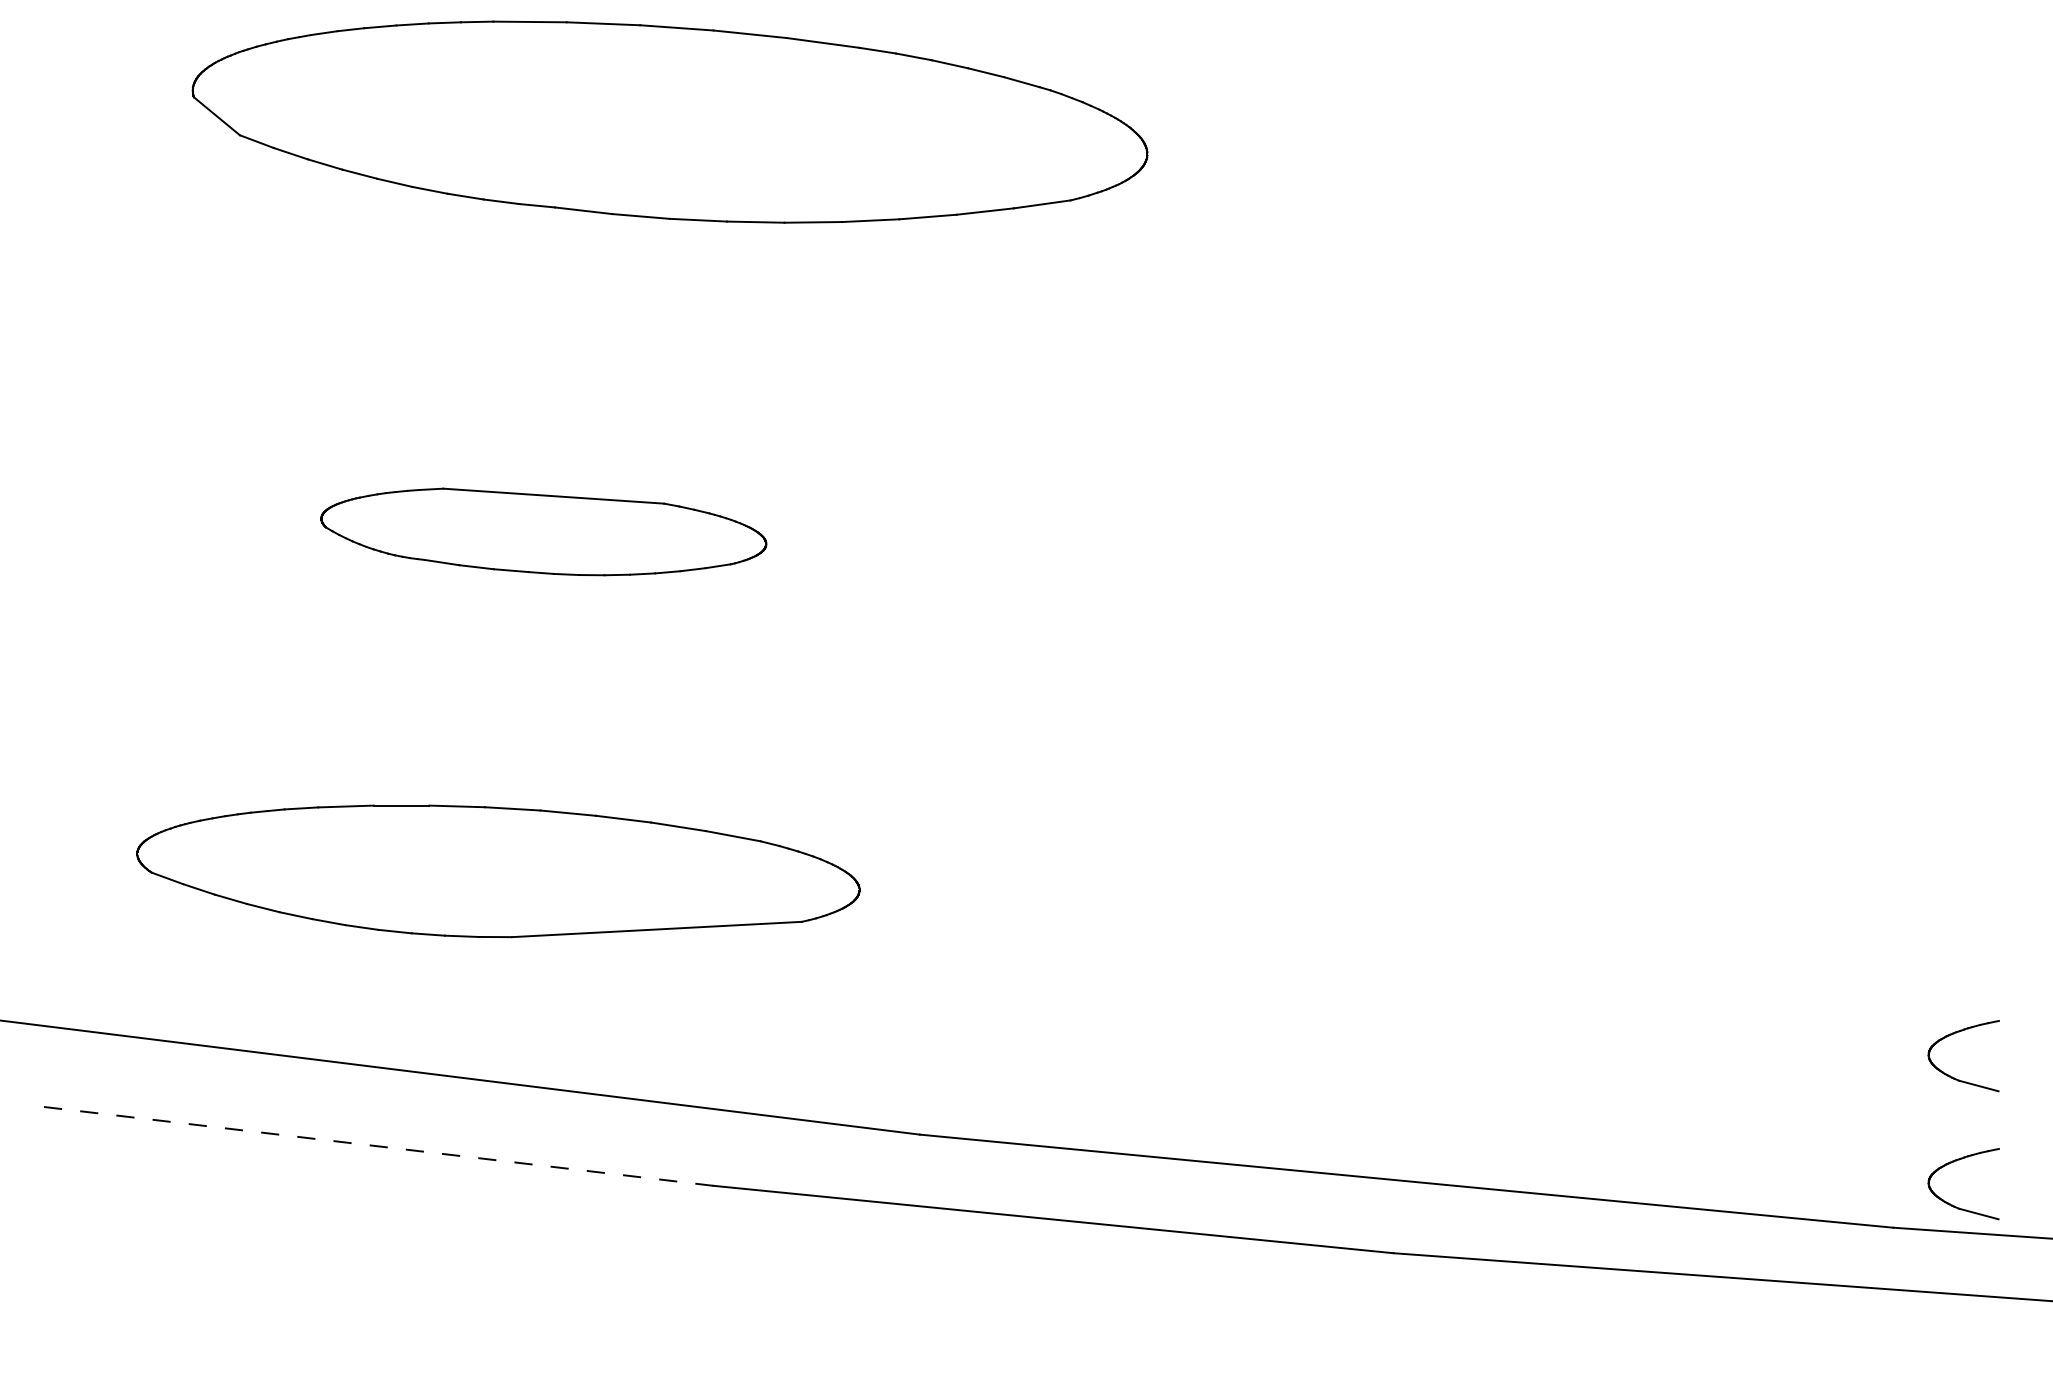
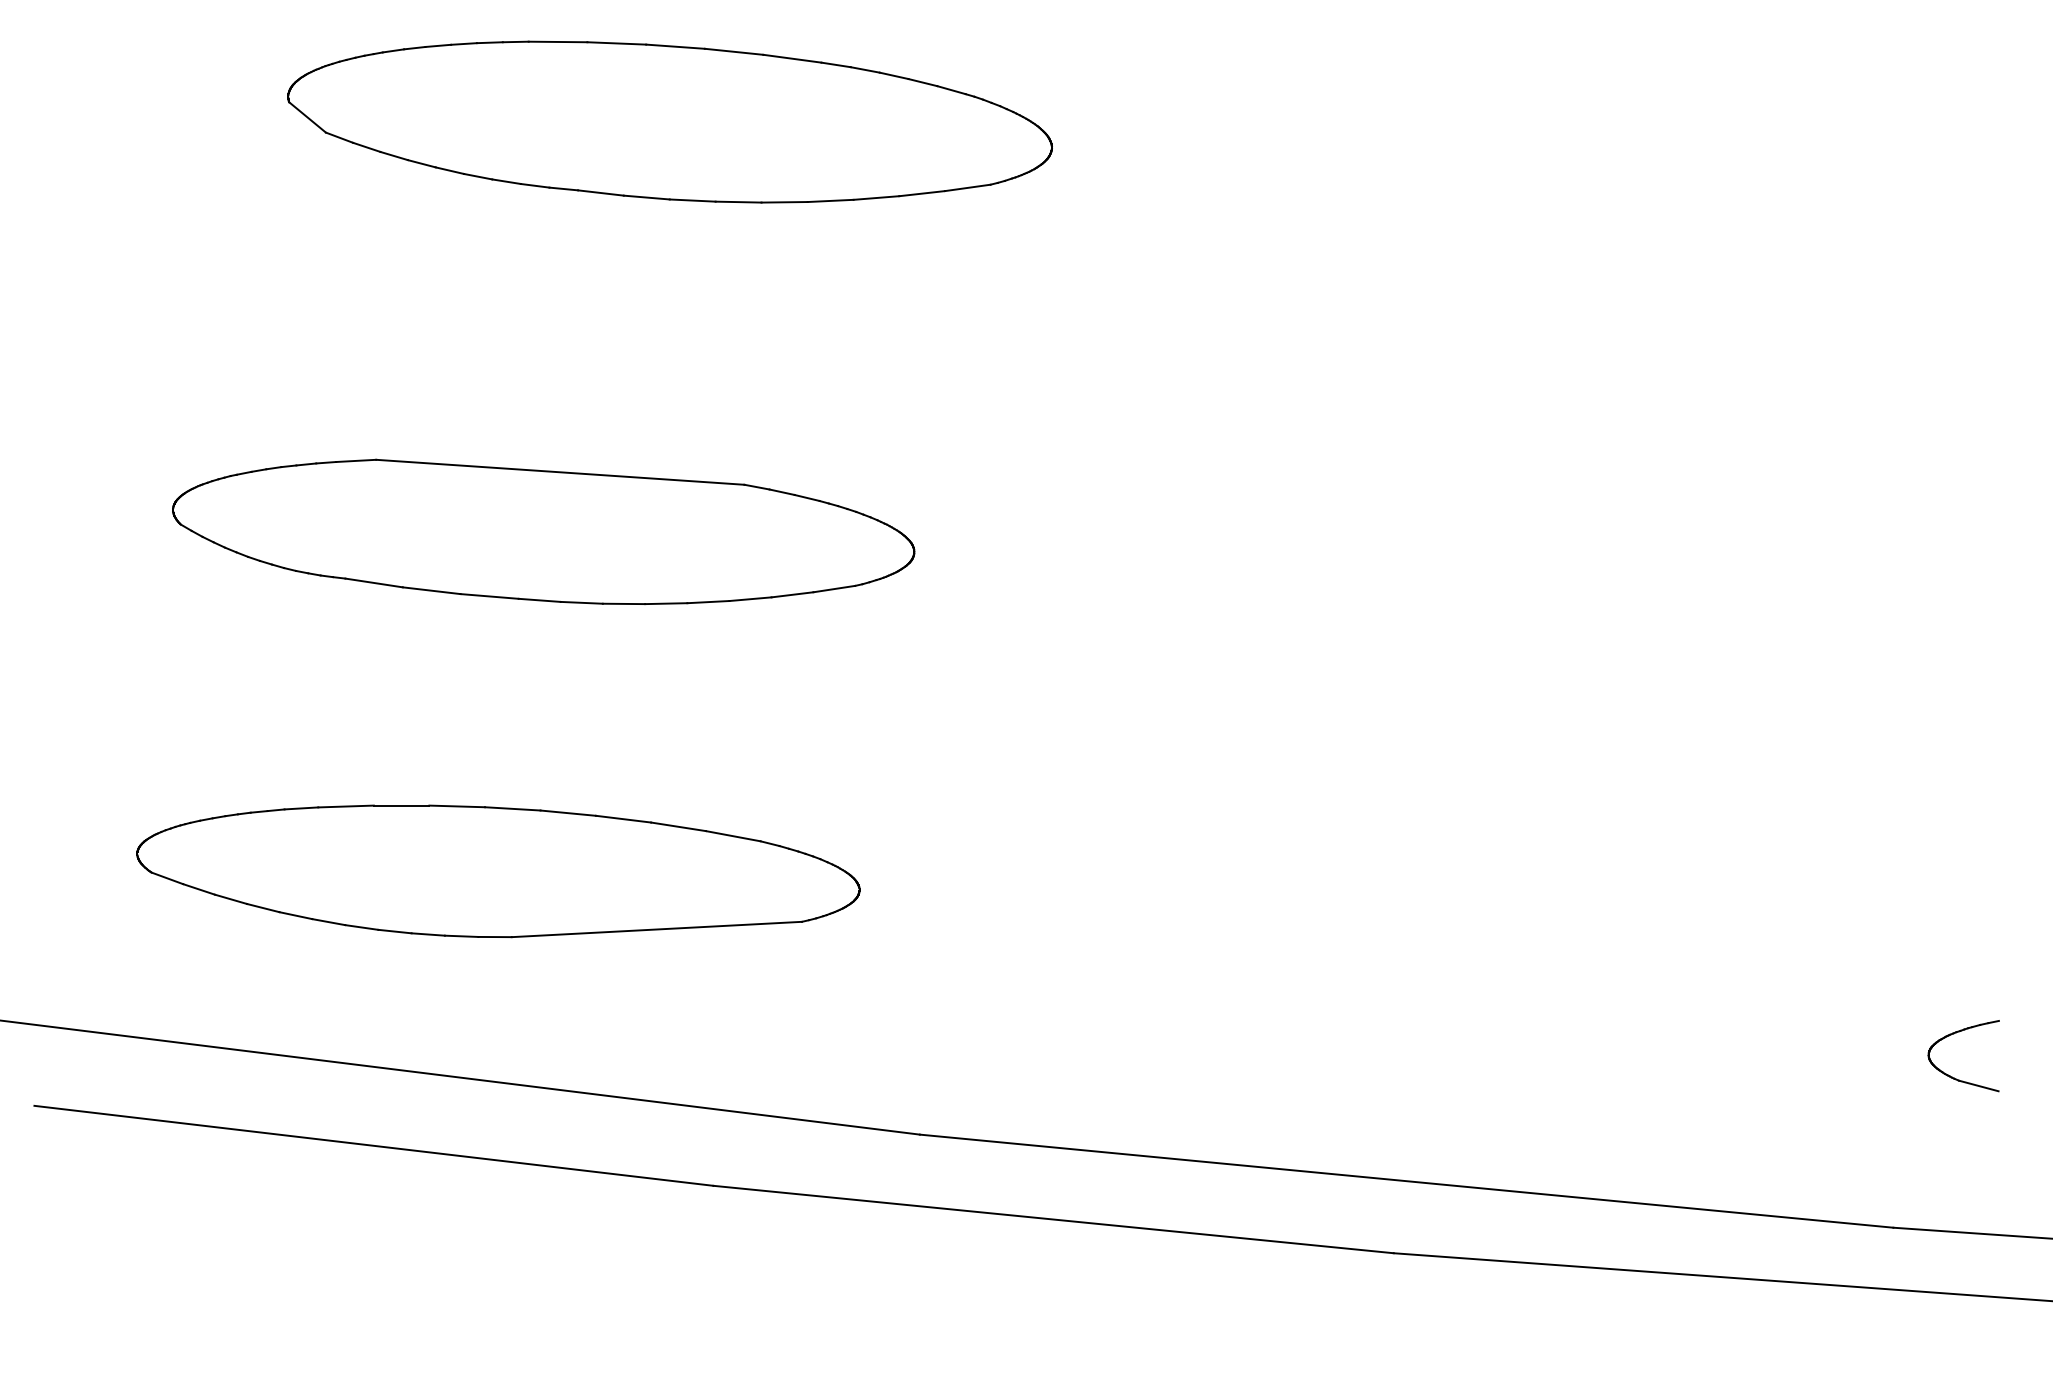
part size: 958x204 px -> 766x164 px (669, 121)
part size: 448x90 px -> 744x148 px (543, 531)
line: dashed -> solid (373, 1145)
part: present -> none (1952, 1204)
